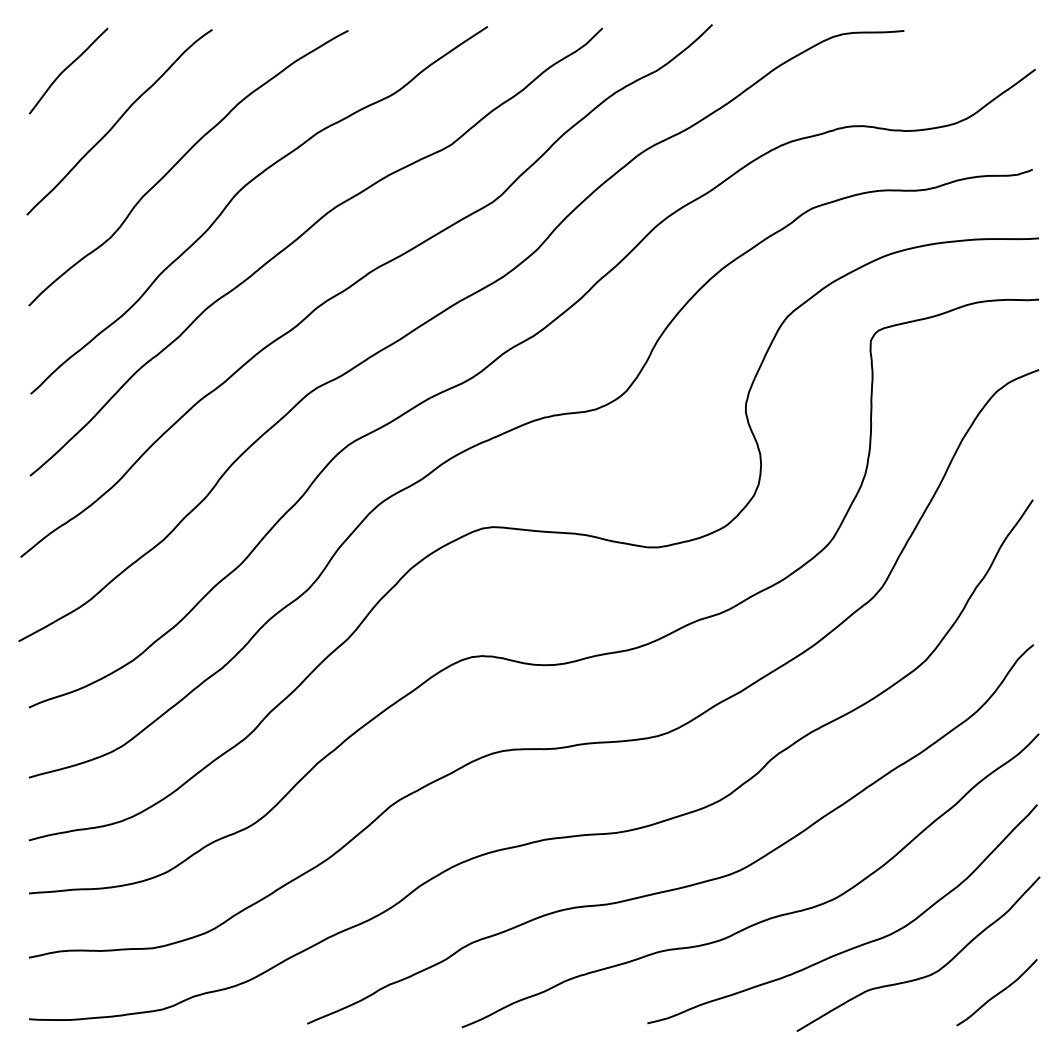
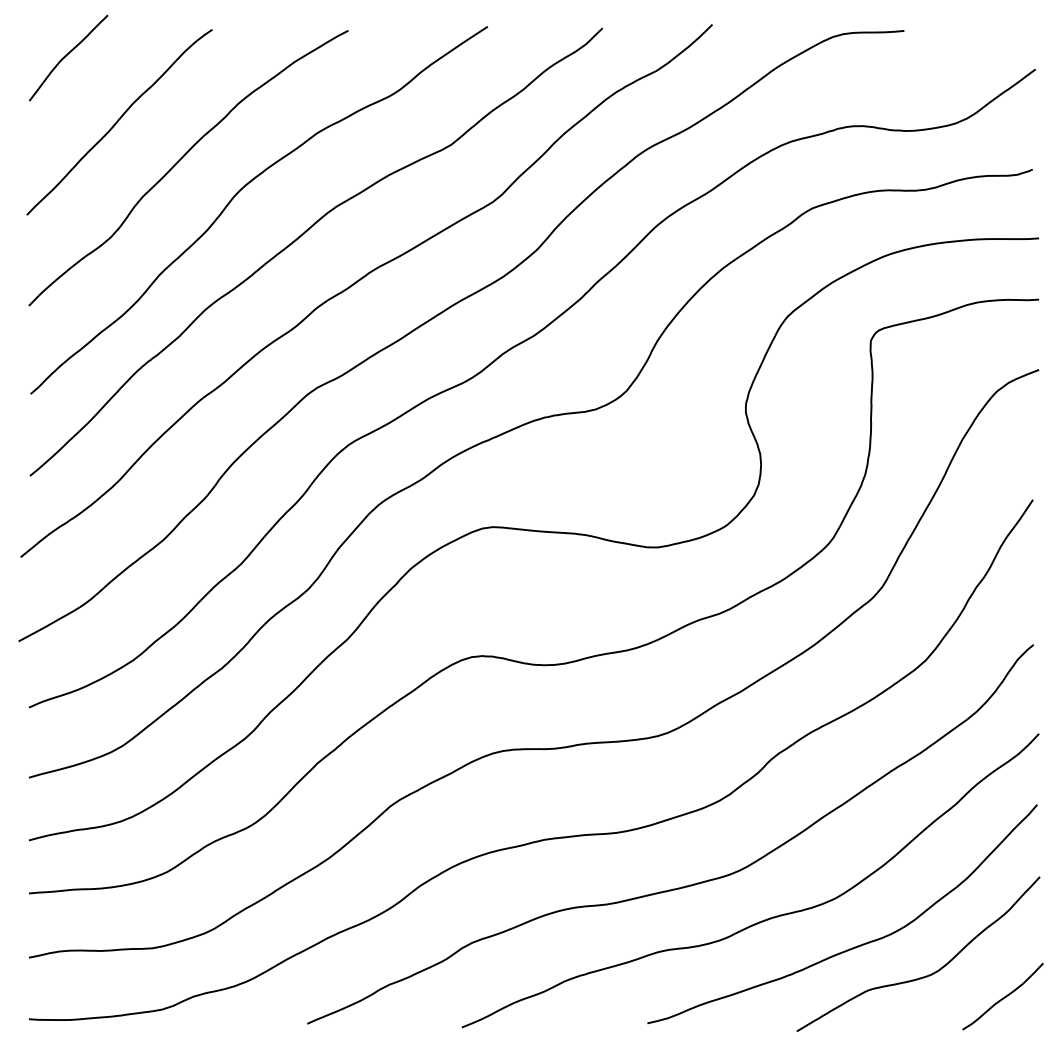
curve position: (67, 68) -> (67, 55) (67, 55)
curve position: (996, 993) -> (1002, 997) (1002, 997)
